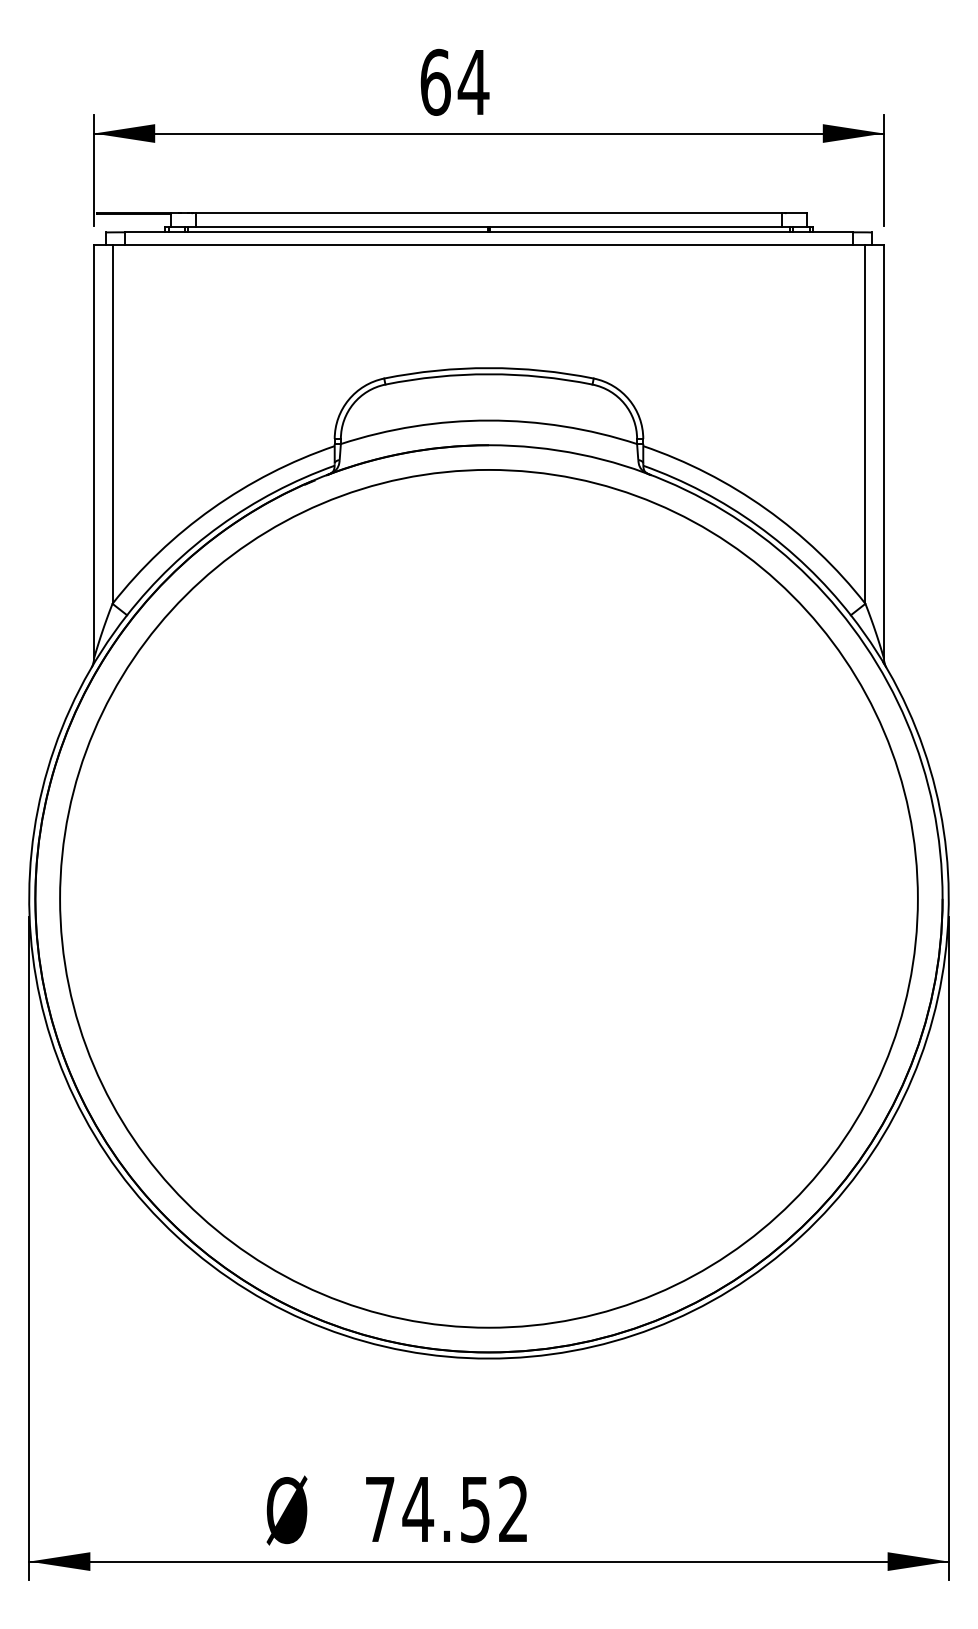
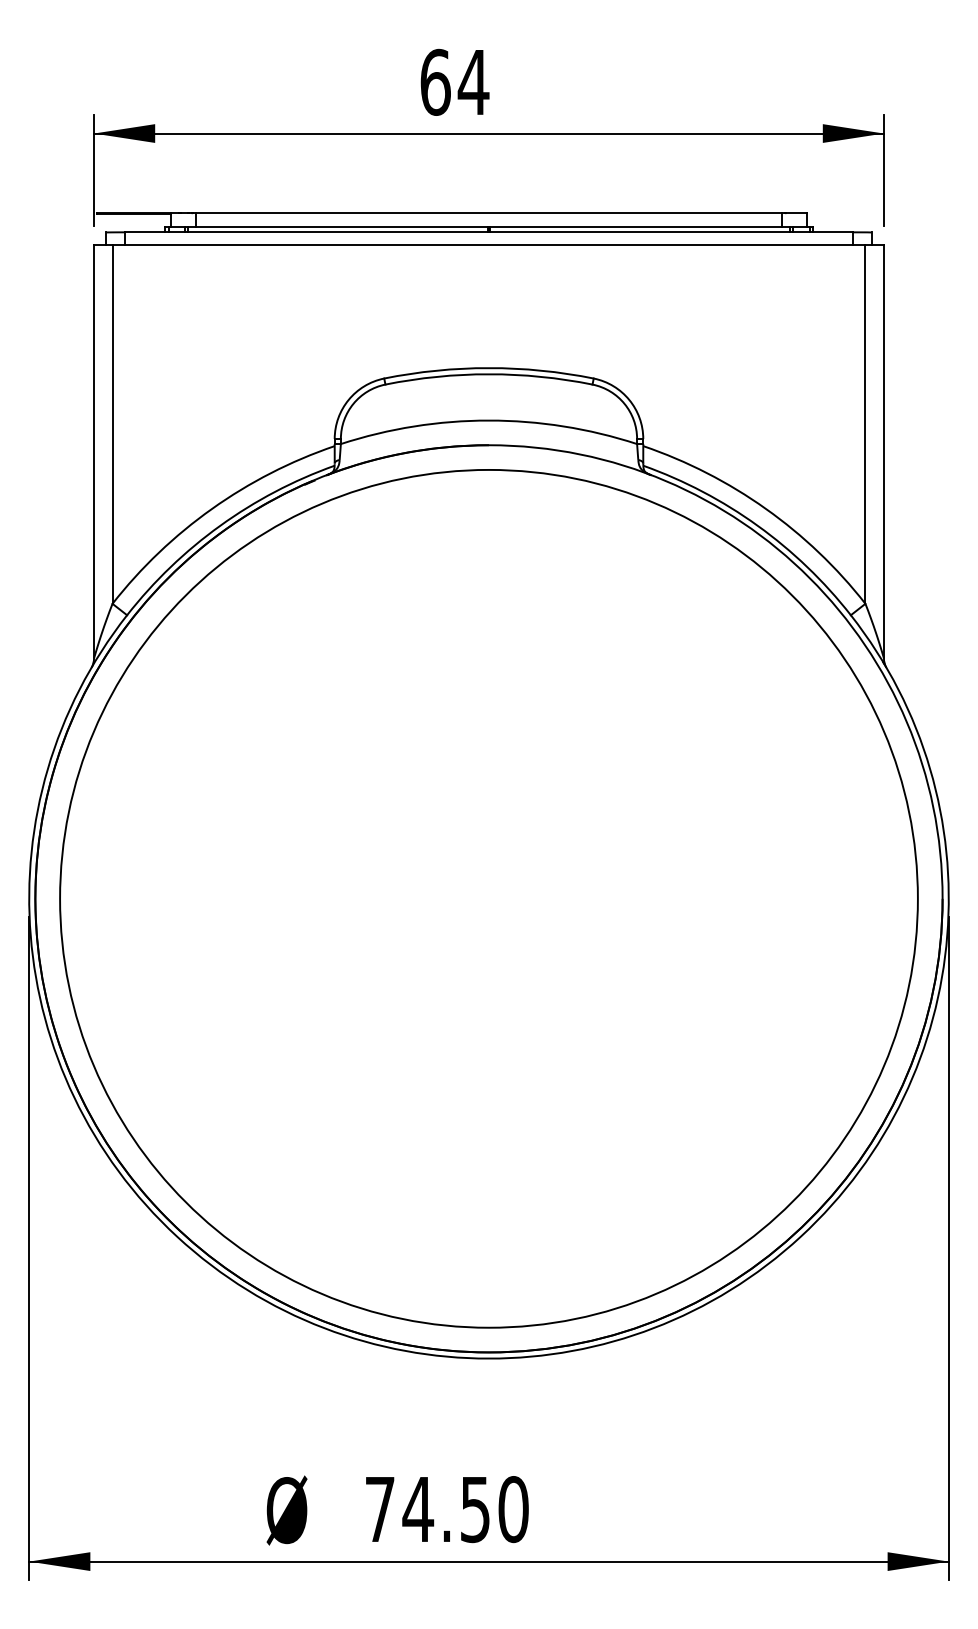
text: 74.52 -> 74.50 (513, 1509)
